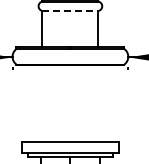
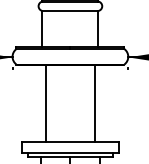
line: dashed -> solid (70, 11)
line: none -> present (45, 103)
line: none -> present (95, 103)
